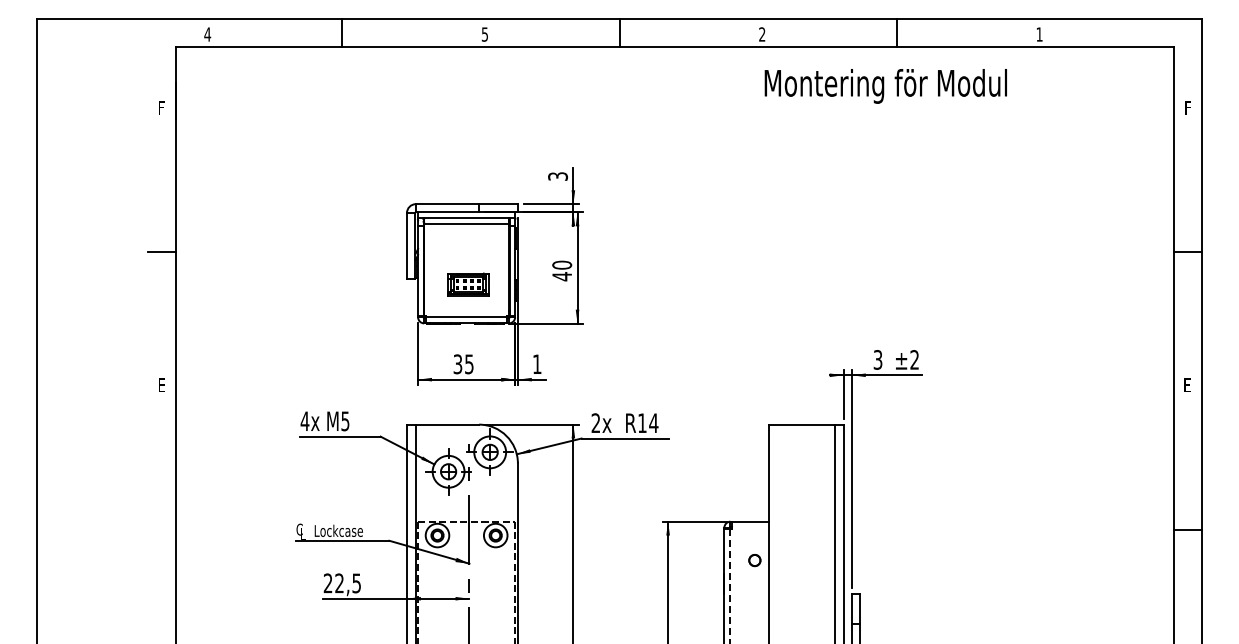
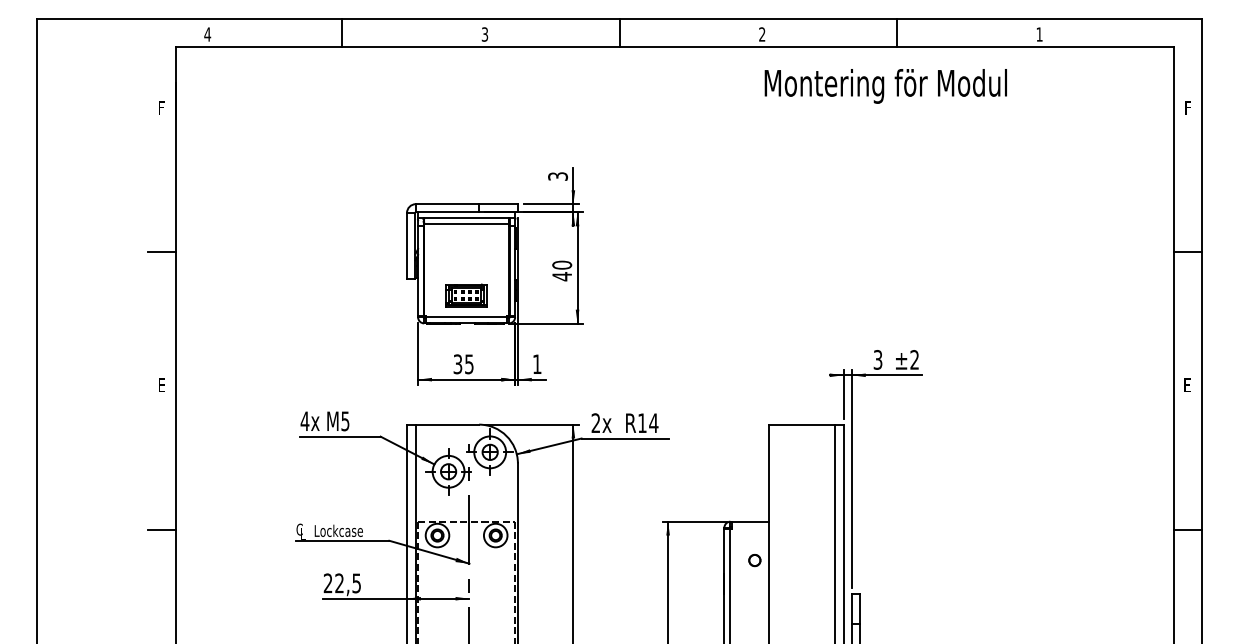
text: 5 -> 3 (485, 33)
part position: (468, 284) -> (466, 295) (466, 295)
line: none -> present (161, 529)
line: dashed -> solid (730, 586)
